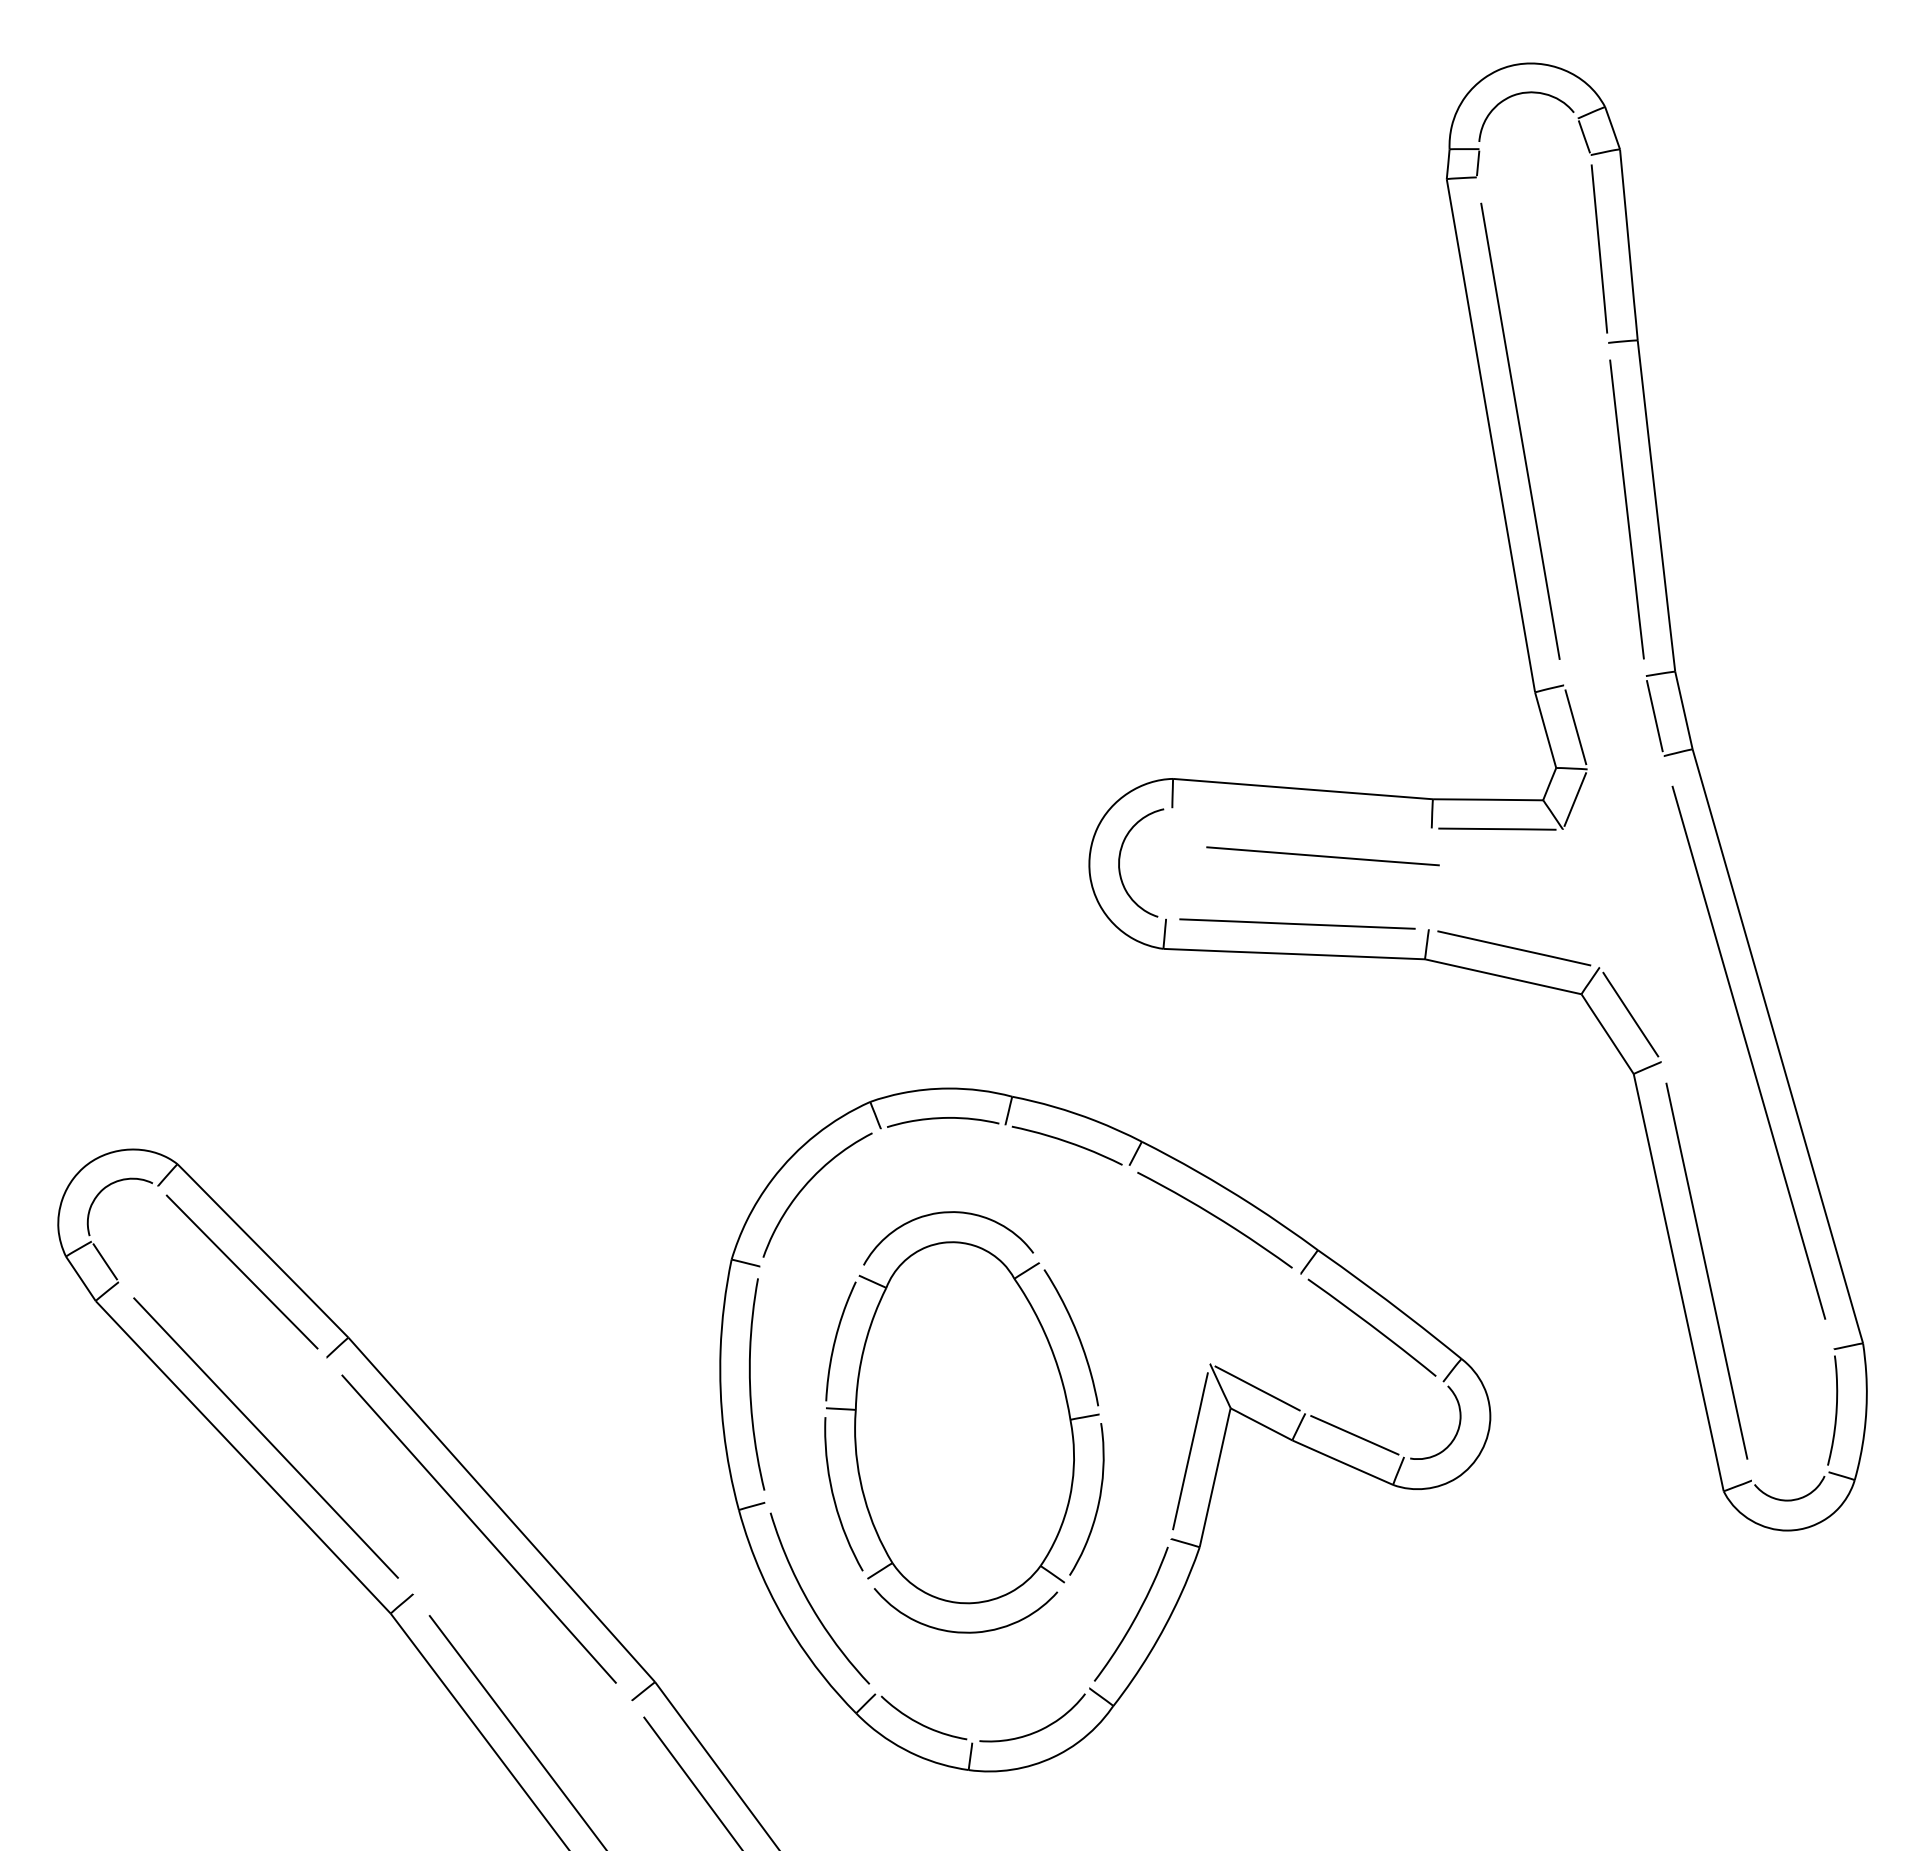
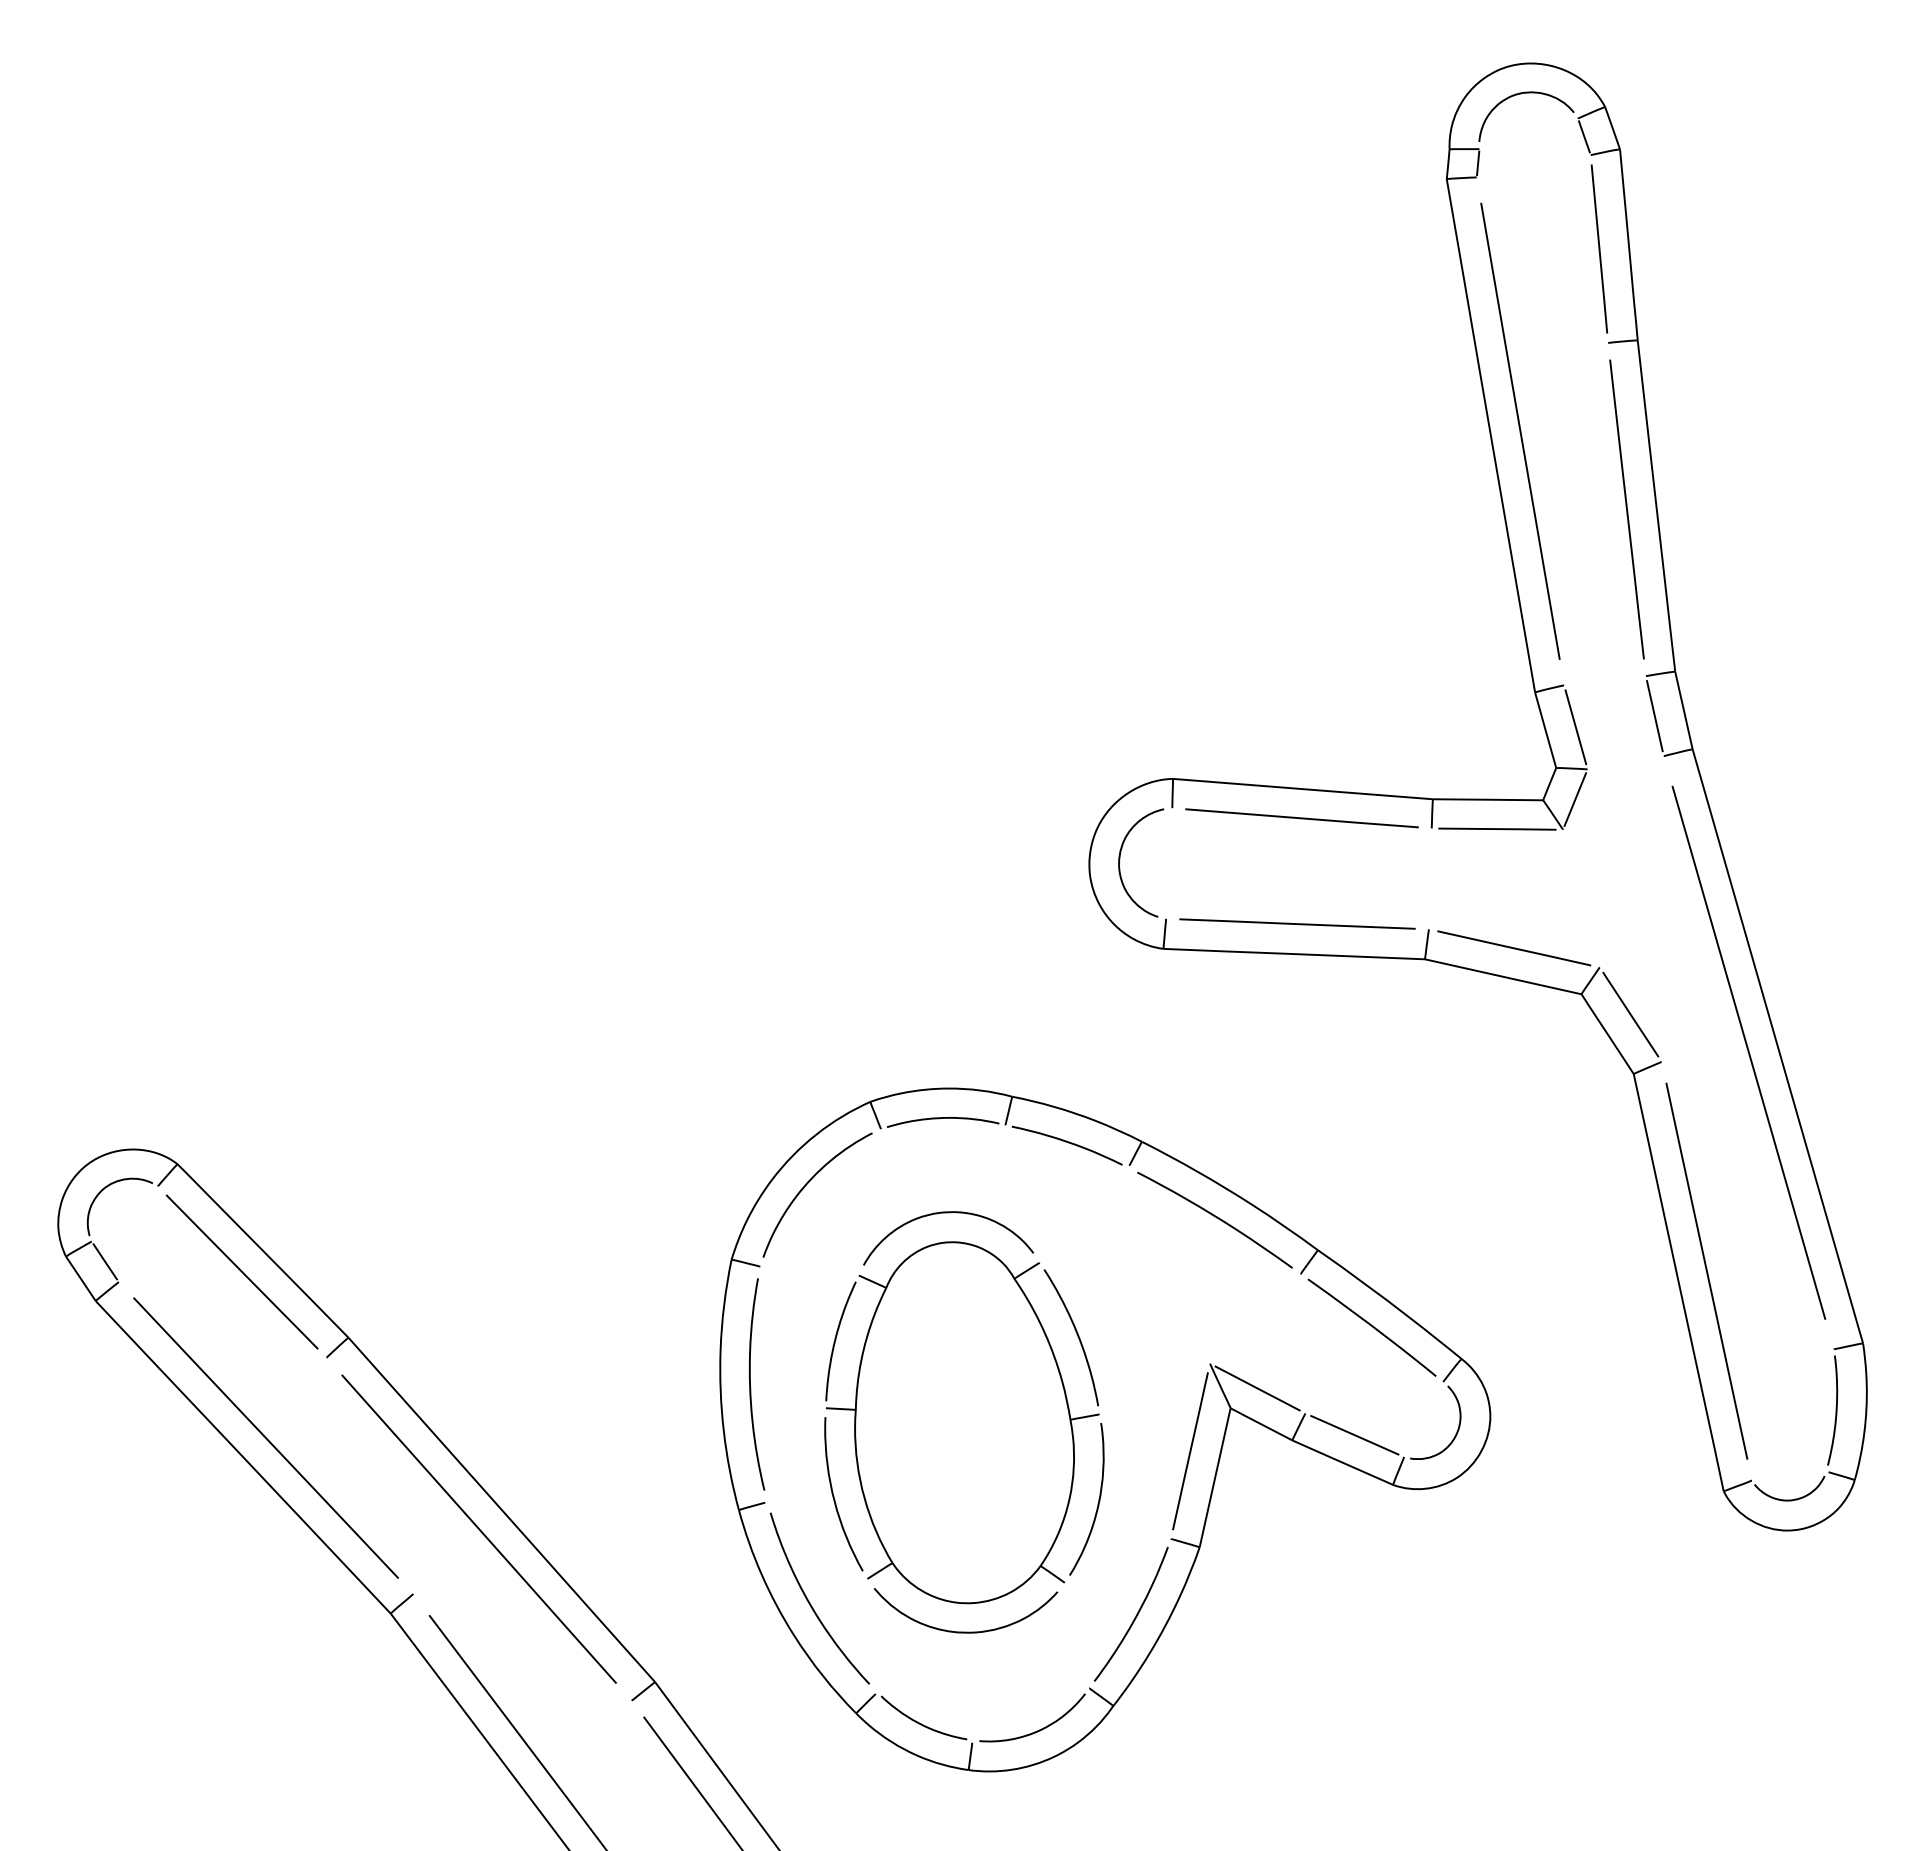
line position: (1322, 856) -> (1301, 818) (1301, 818)
